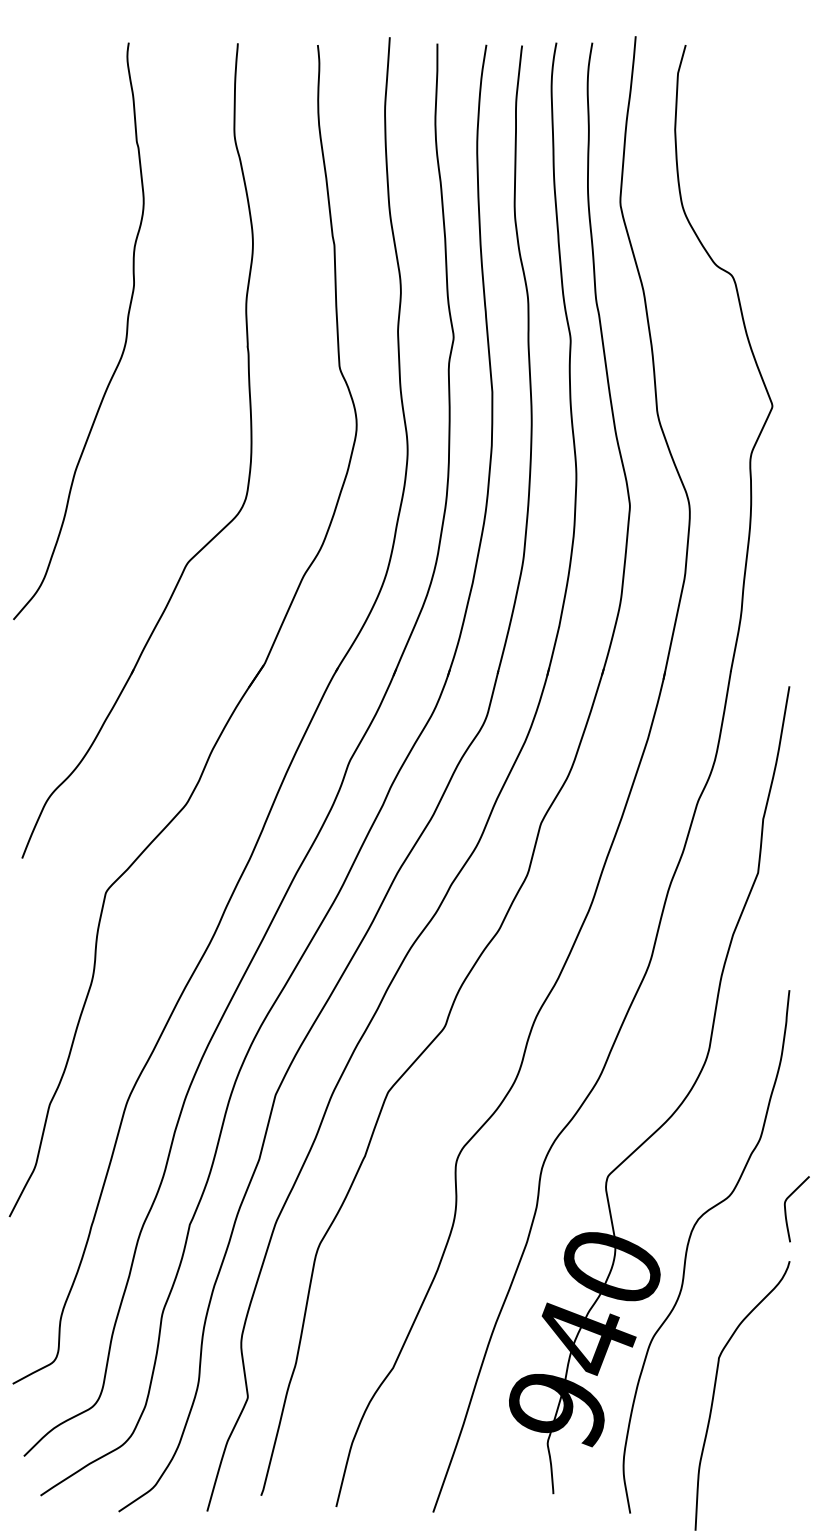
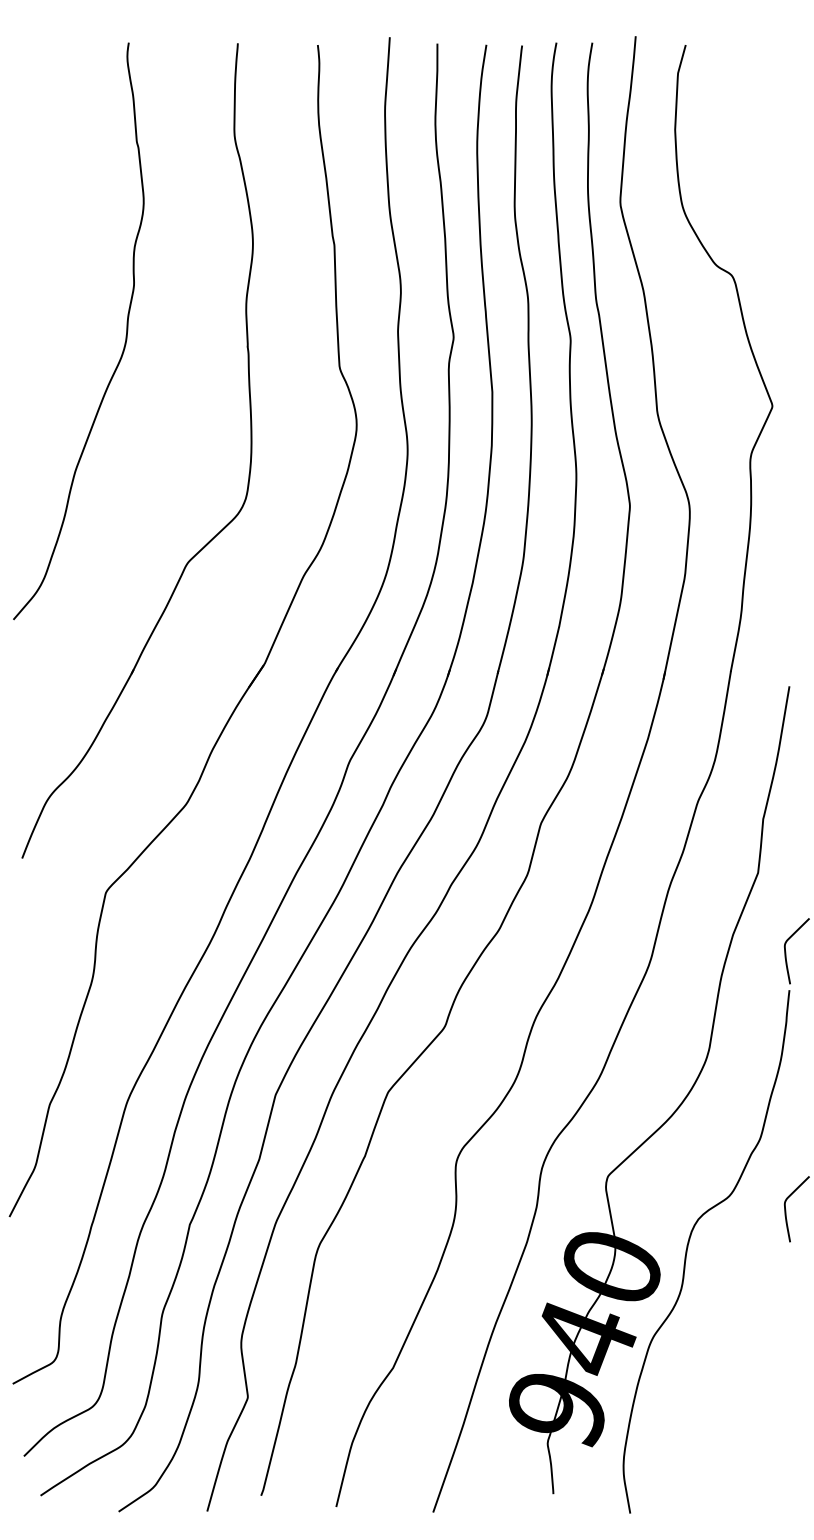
curve: none -> present (786, 951)
curve: present -> none (715, 1390)
